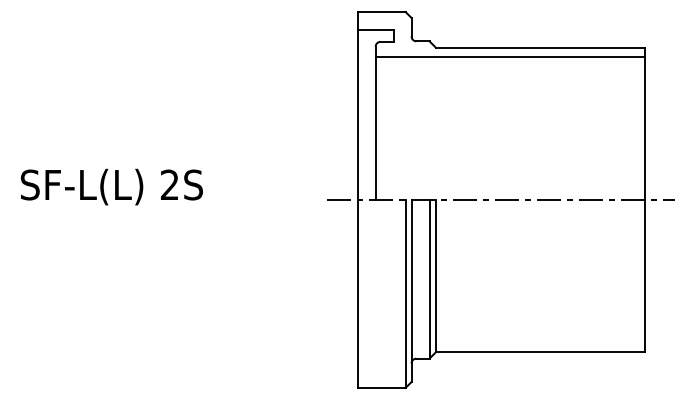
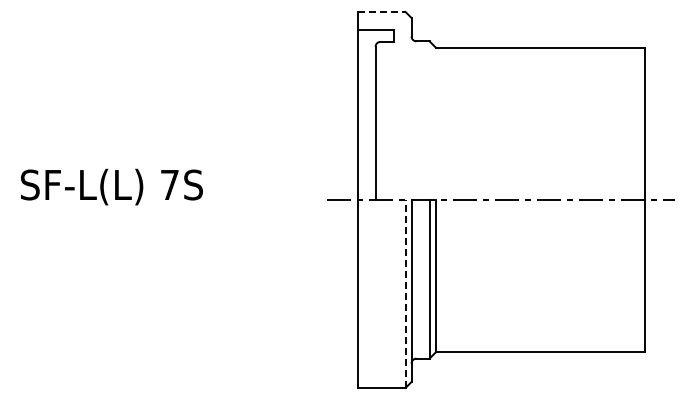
line: solid -> dashed (381, 11)
line: present -> none (510, 56)
text: 2S -> 7S (169, 184)
line: solid -> dashed (405, 293)
